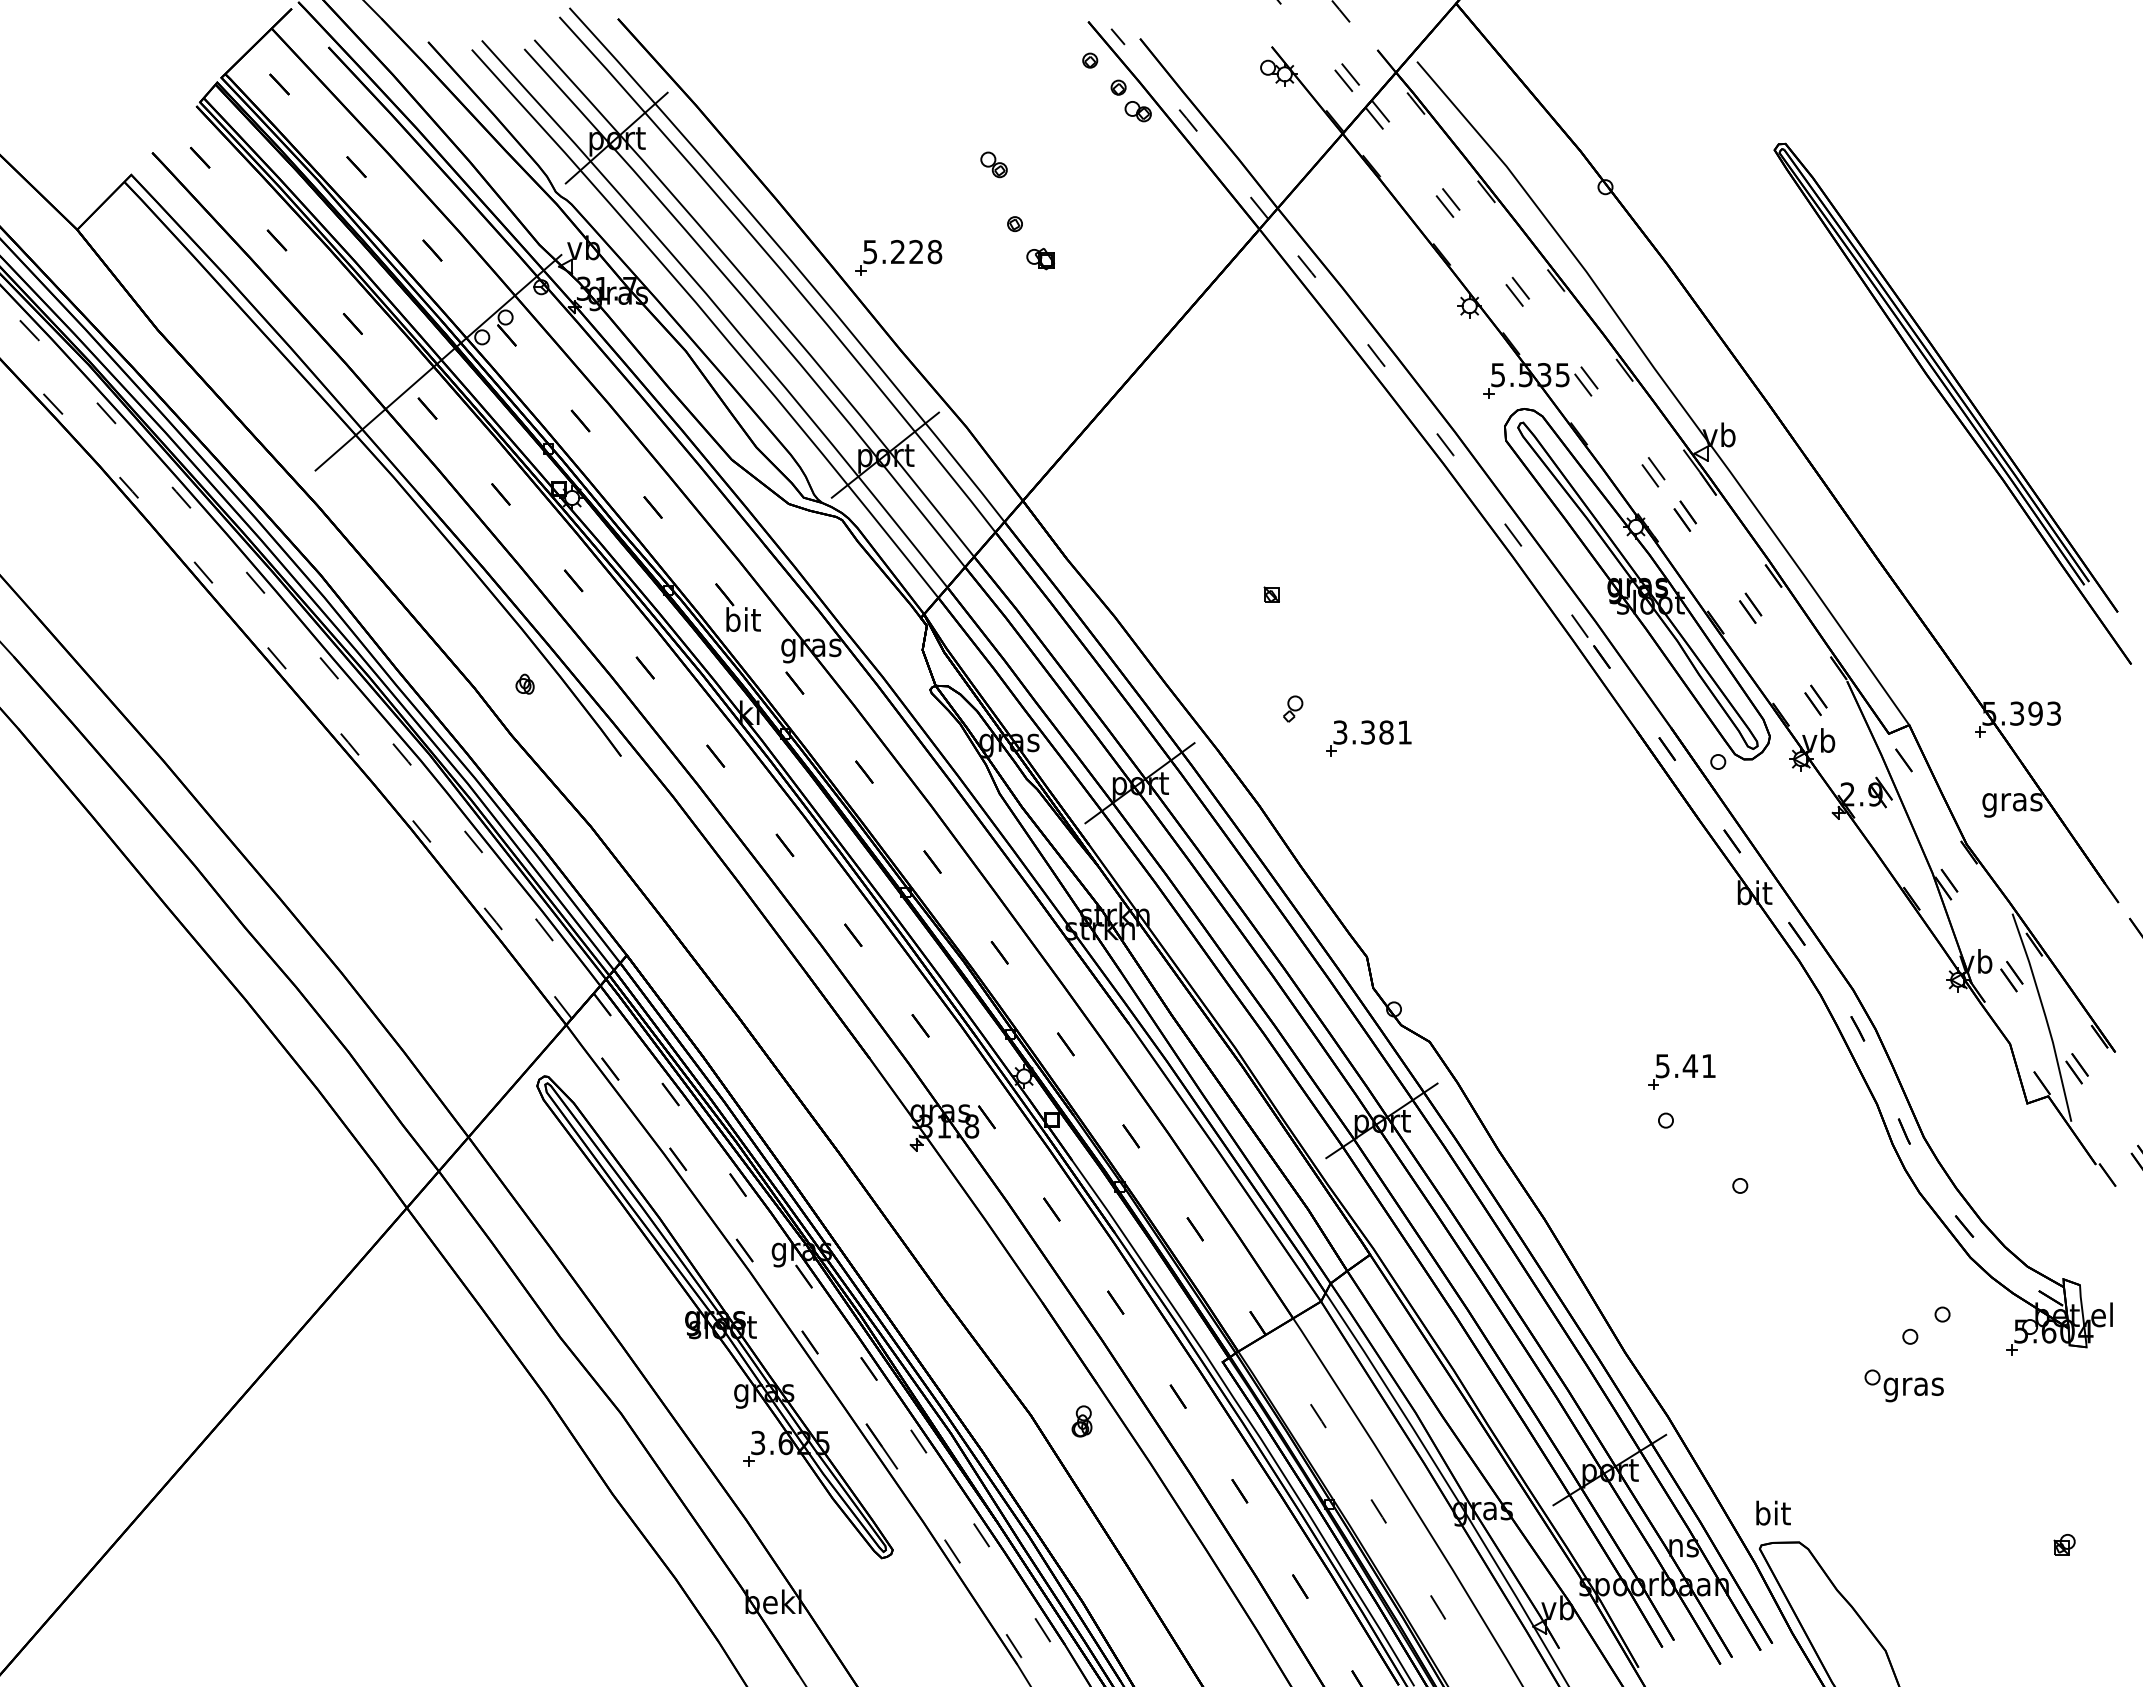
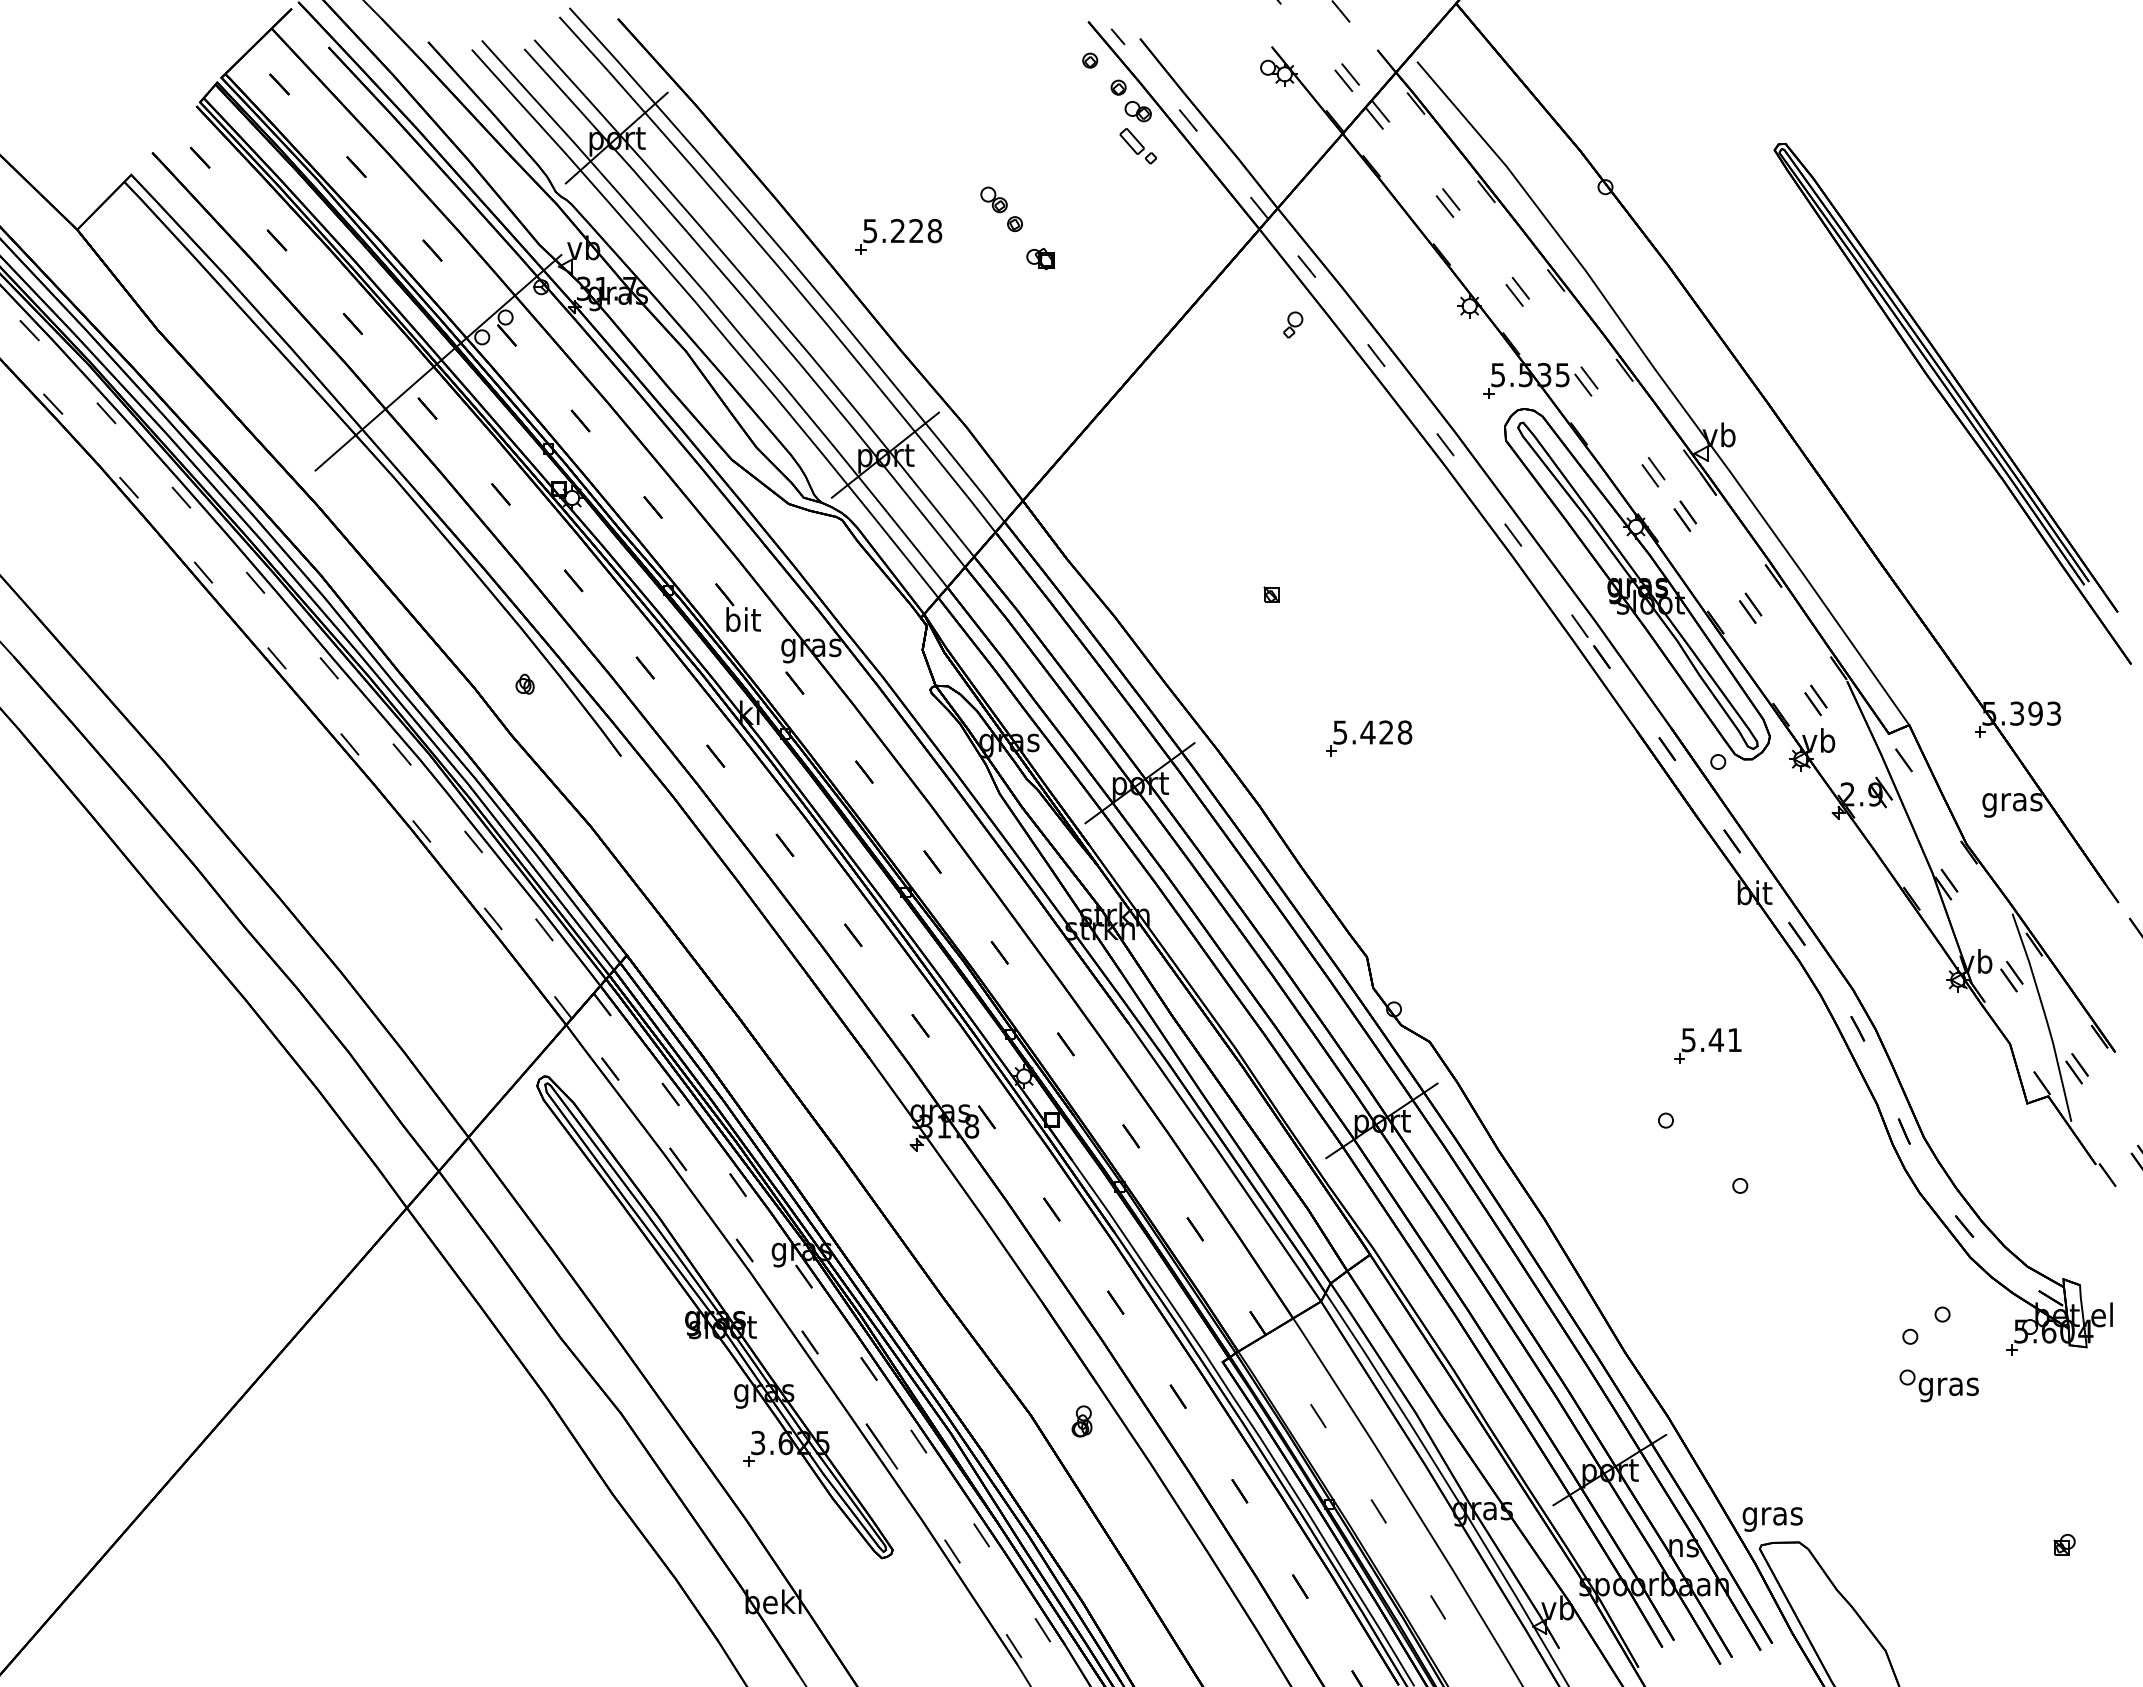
part: none -> present (1138, 146)
part position: (993, 164) -> (993, 199) (993, 199)
part position: (898, 257) -> (898, 236) (898, 236)
part position: (1293, 708) -> (1293, 324) (1293, 324)
text: 3.381 -> 5.428 (1373, 732)
part position: (1681, 1071) -> (1707, 1045) (1707, 1045)
part position: (1903, 1385) -> (1938, 1385) (1938, 1385)
text: bit -> gras (1772, 1515)
